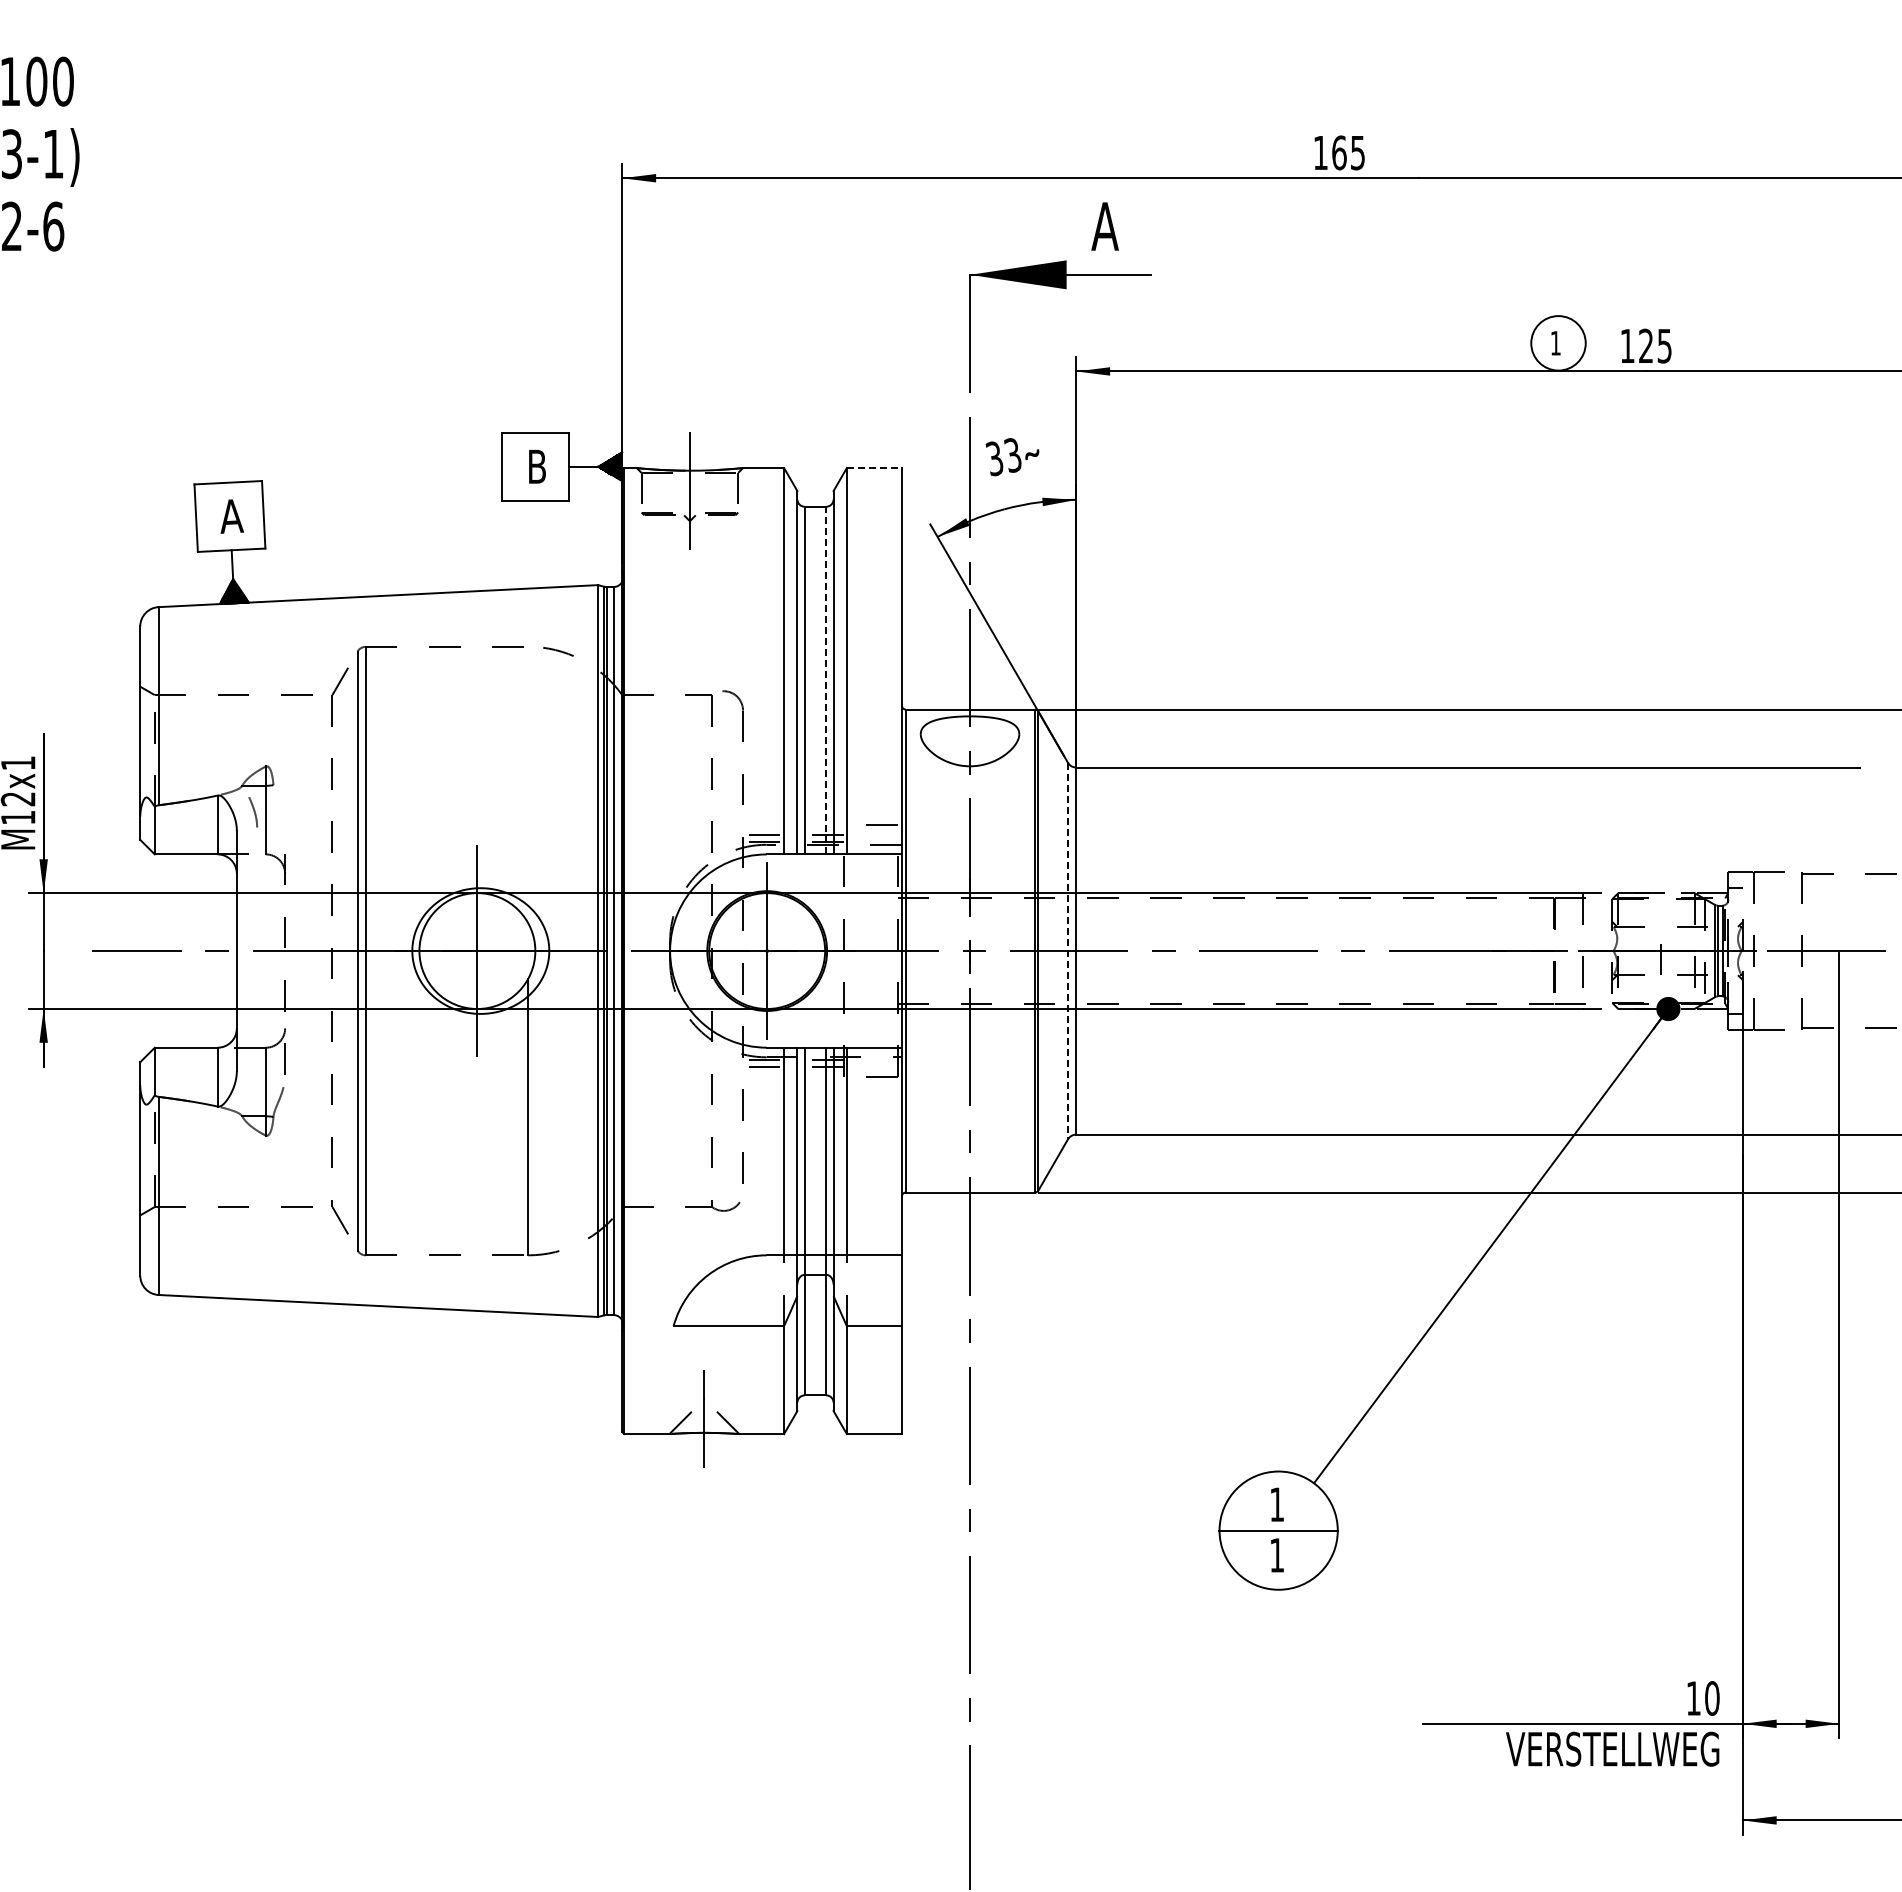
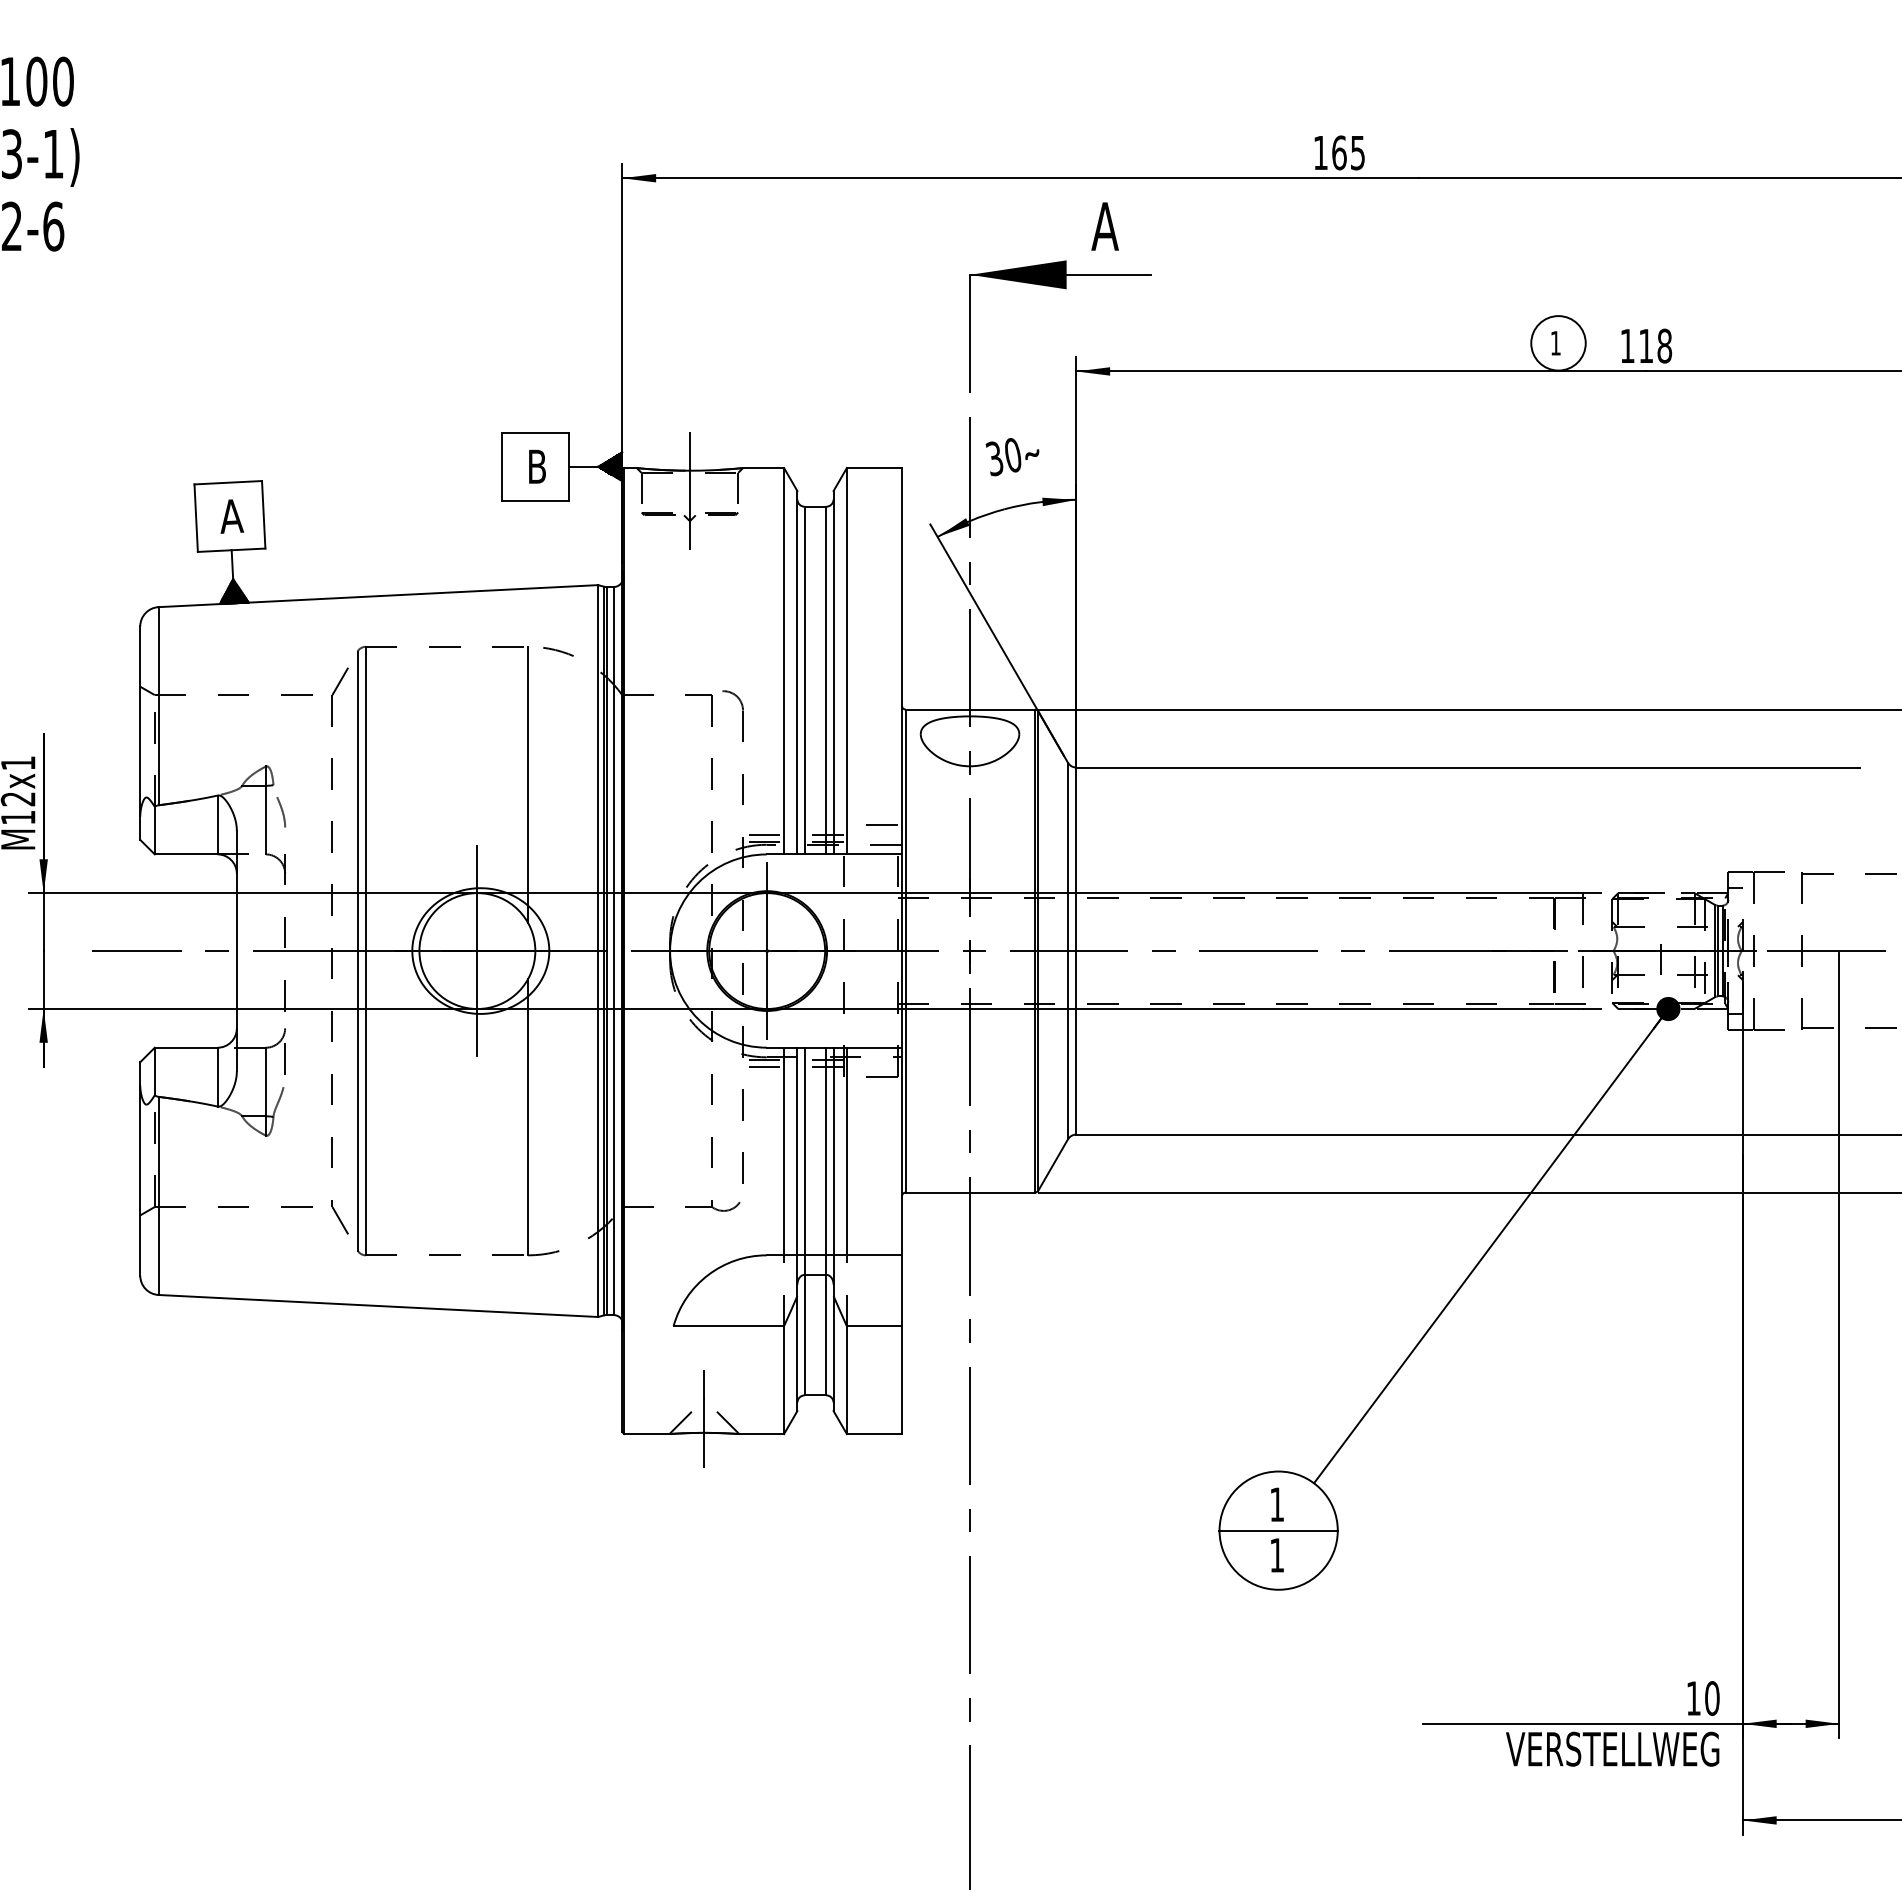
text: 125 -> 118 (1655, 345)
text: 33 -> 30 (1012, 455)
line: dashed -> solid (874, 468)
line: dashed -> solid (826, 680)
line: none -> present (528, 784)
curve position: (253, 811) -> (281, 811) (281, 811)
line: dashed -> solid (1067, 951)
